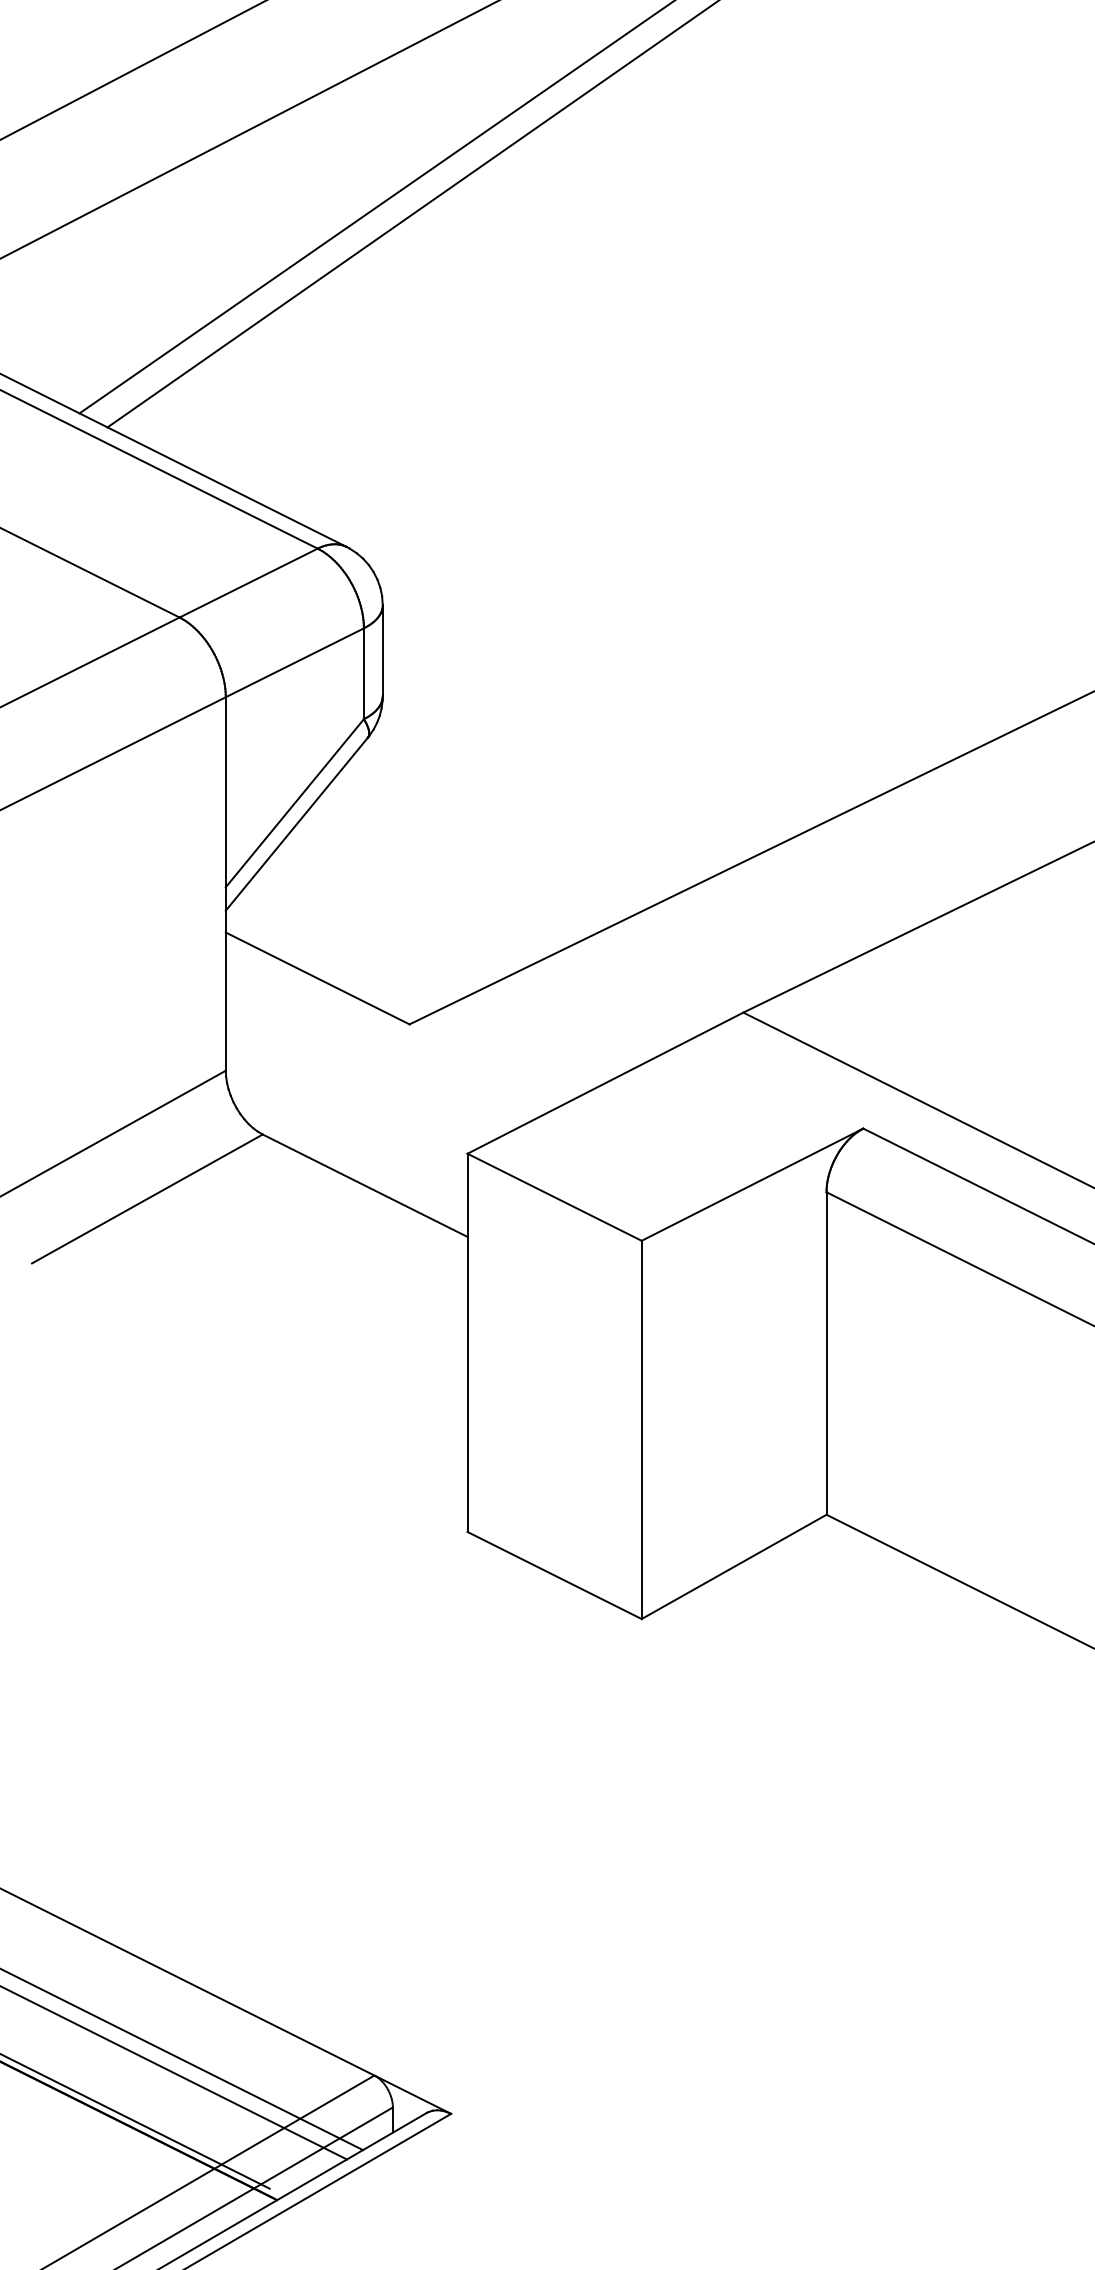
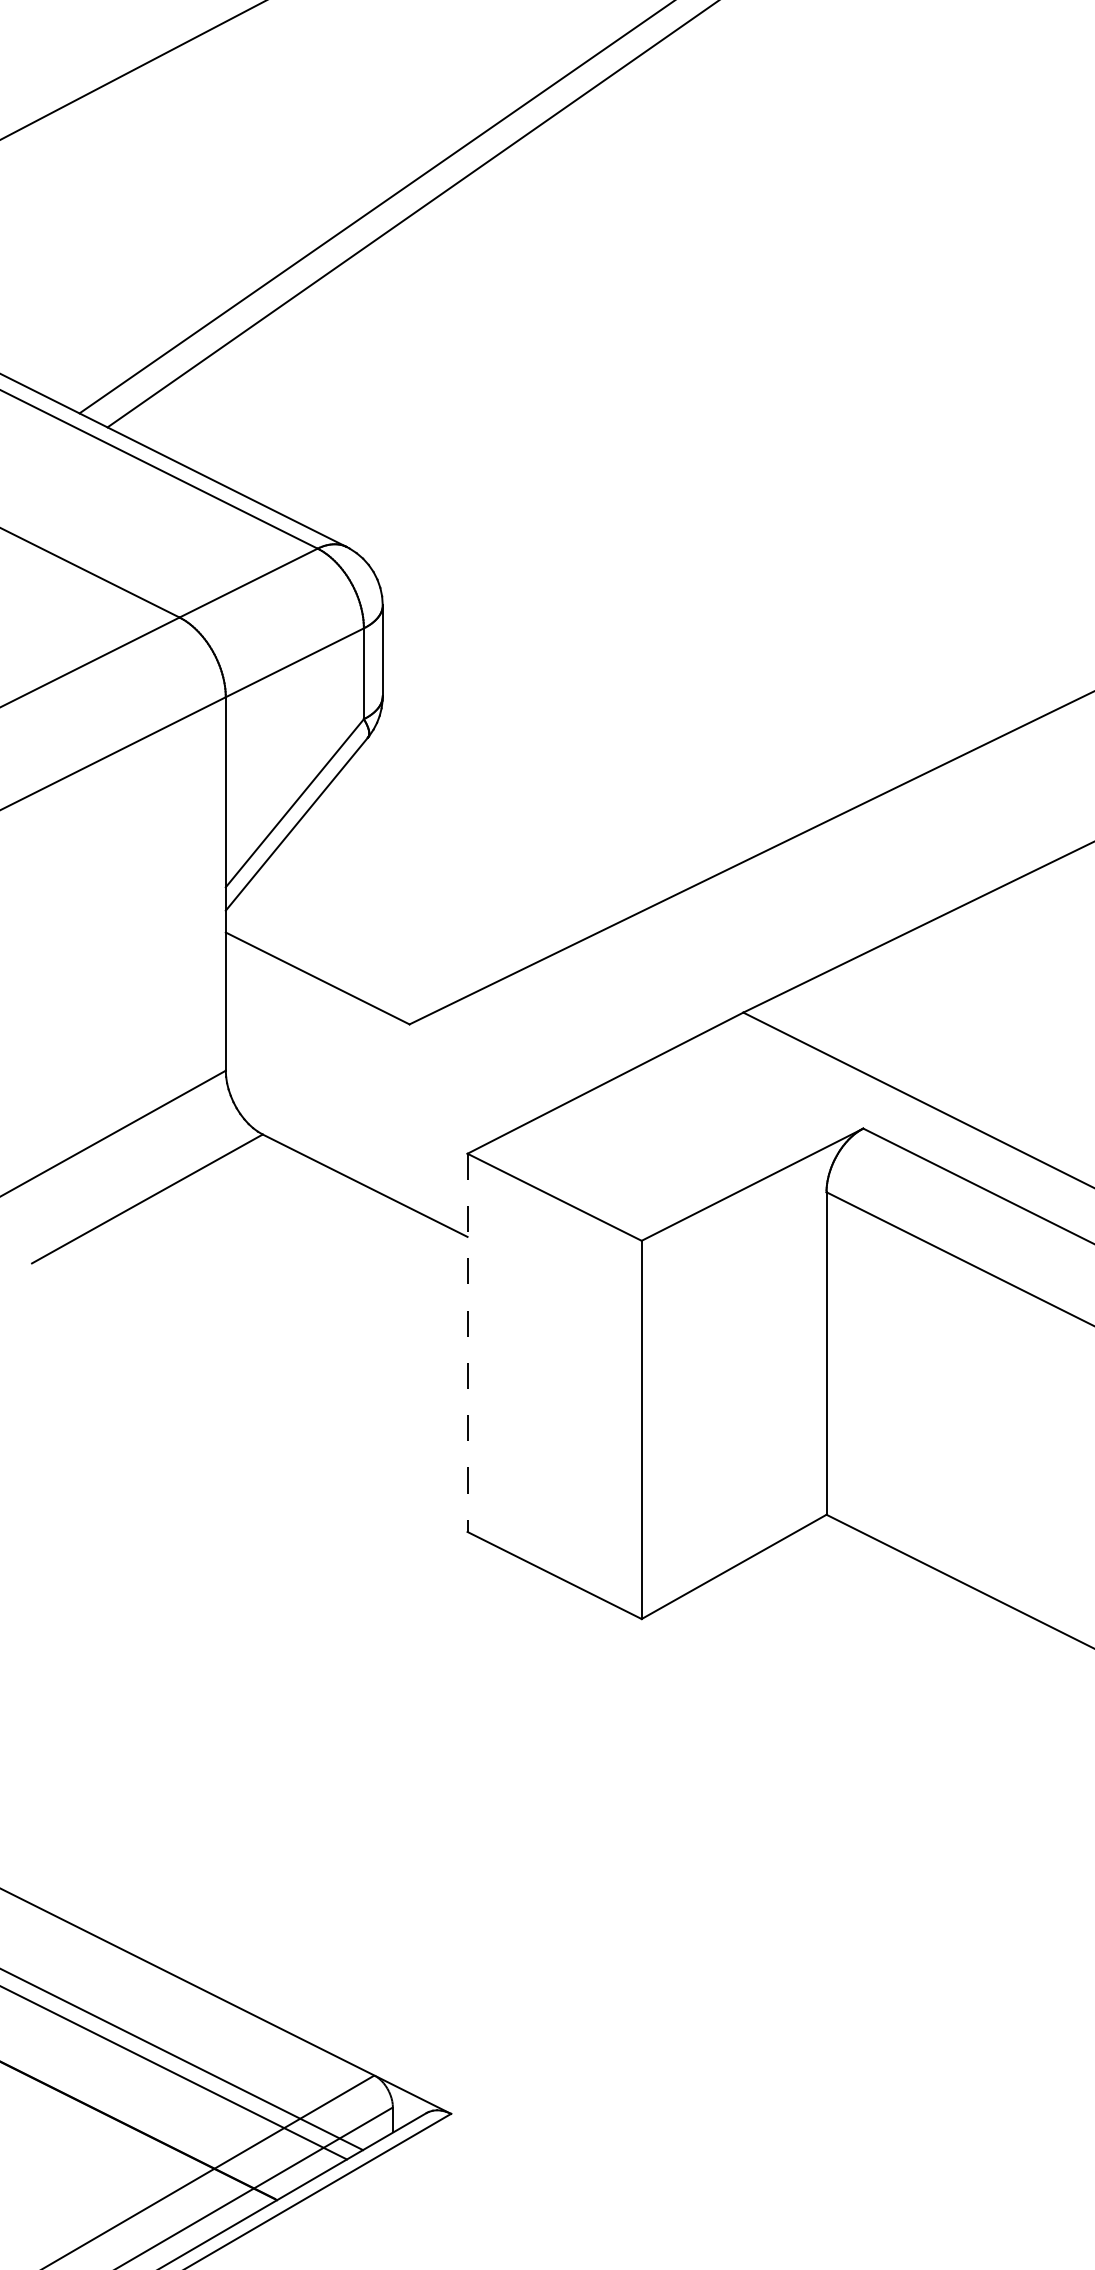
line: present -> none (248, 129)
line: solid -> dashed (467, 1343)
line: present -> none (136, 2122)
